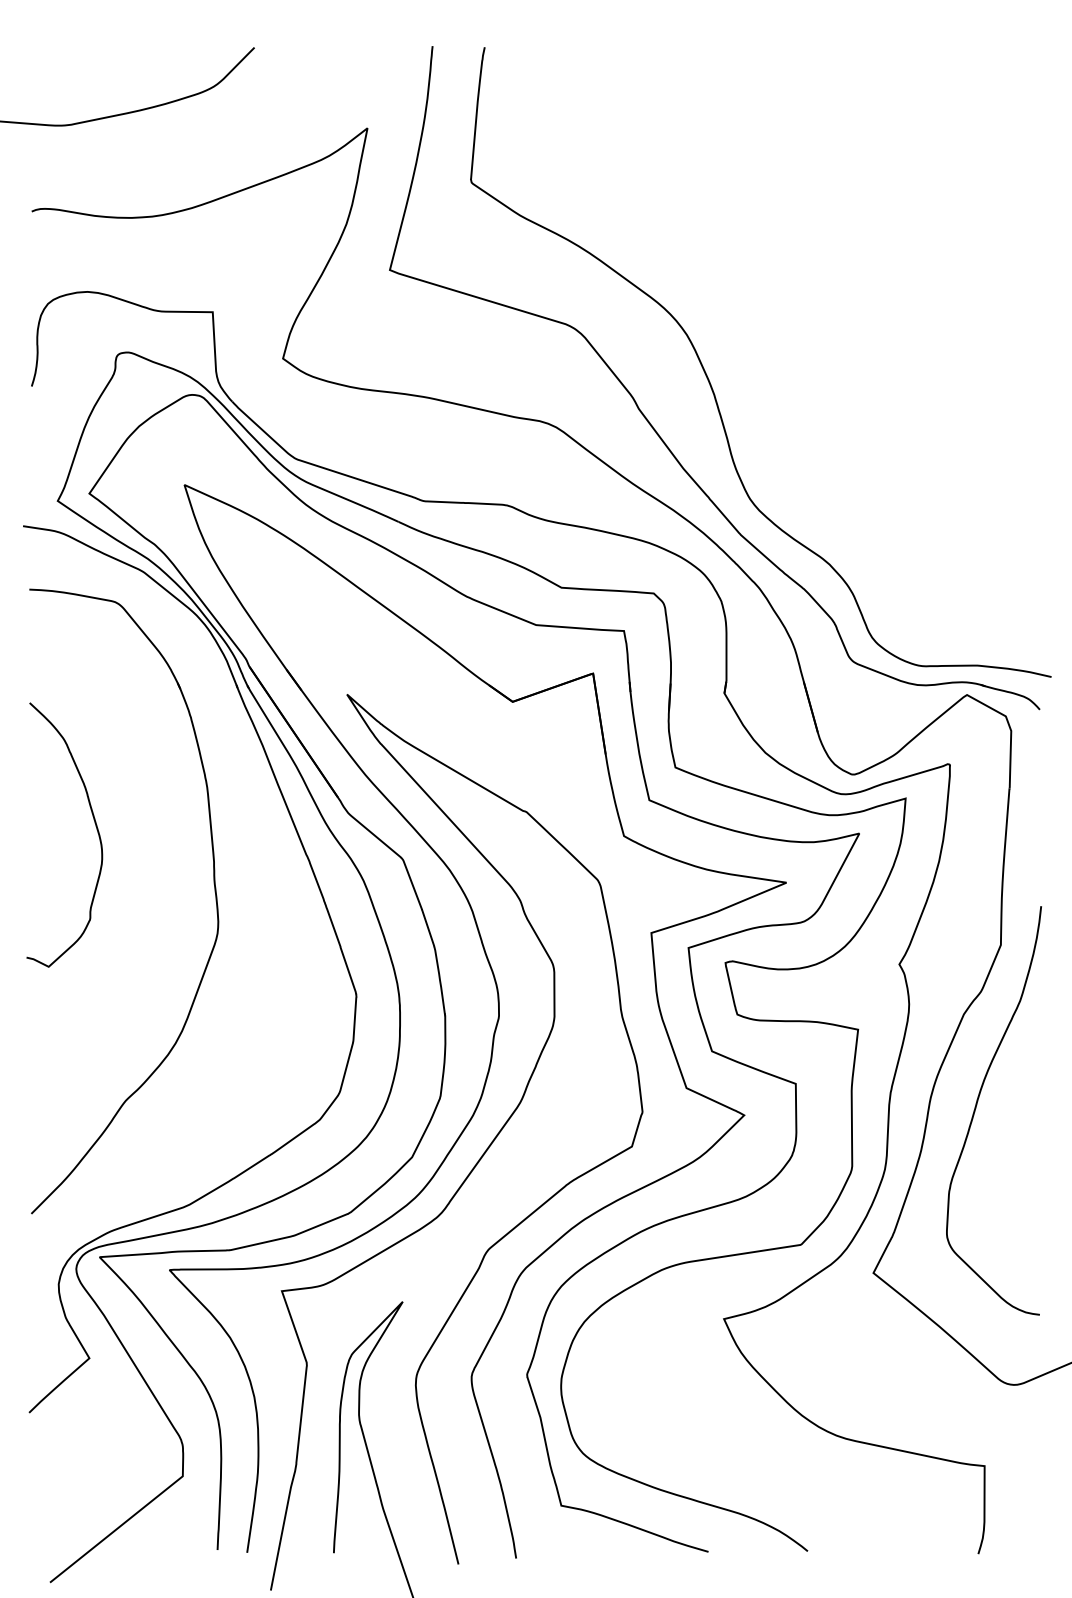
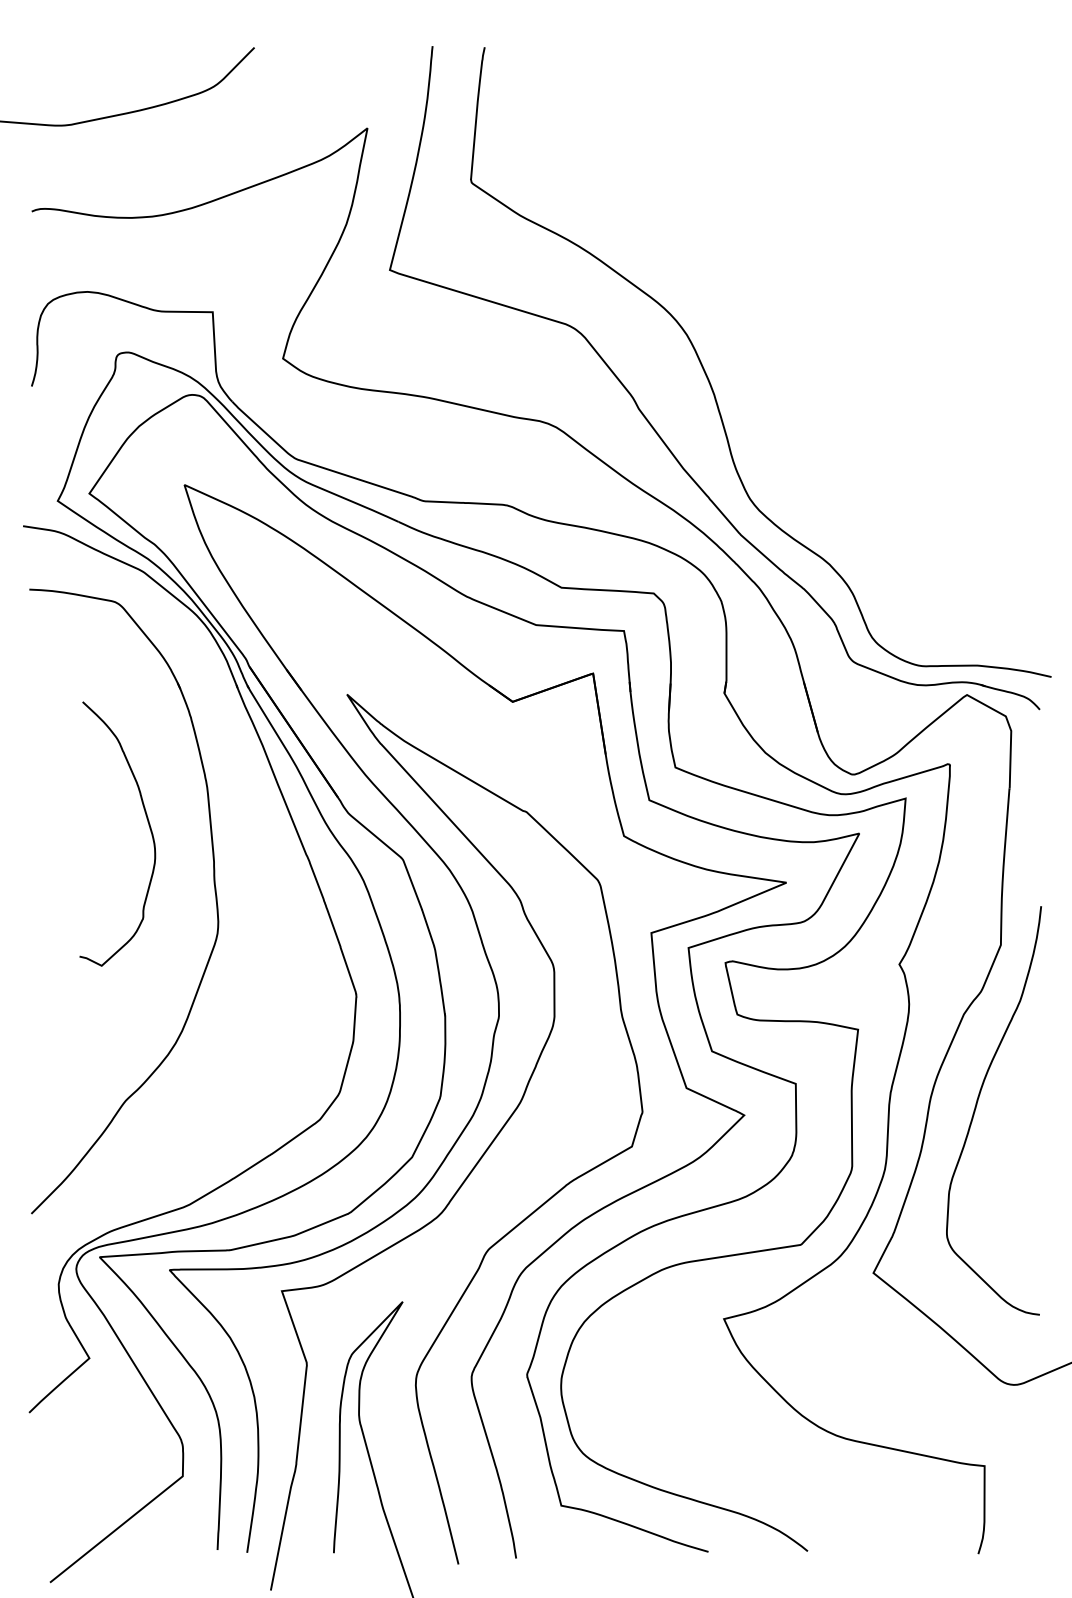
curve position: (94, 823) -> (147, 822) (147, 822)
